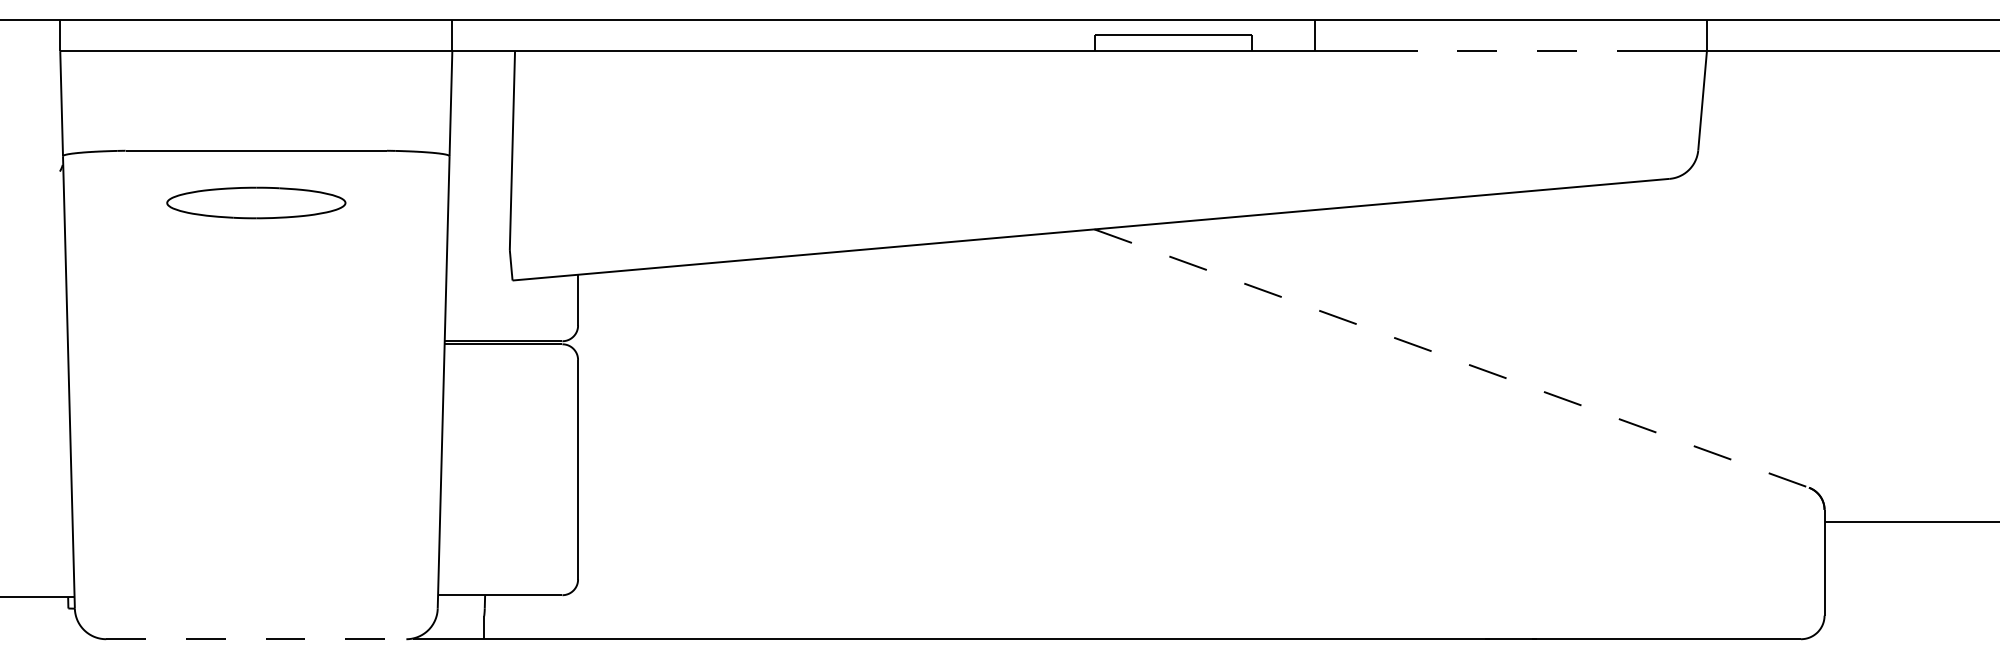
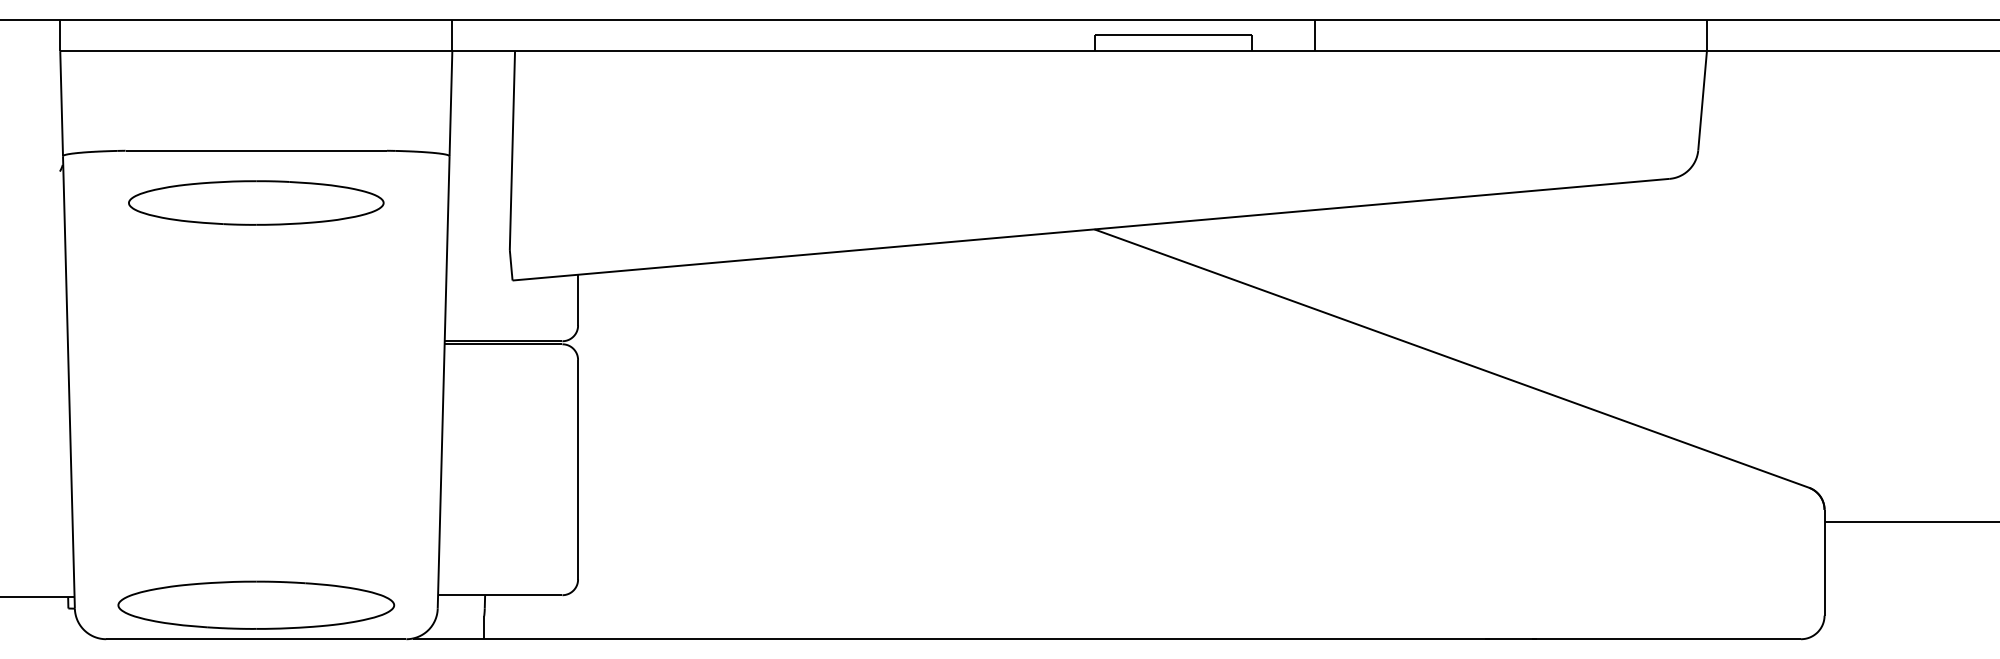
line: dashed -> solid (1511, 51)
part size: 181x34 px -> 257x46 px (256, 202)
line: dashed -> solid (1451, 358)
part: none -> present (256, 604)
line: dashed -> solid (256, 639)
